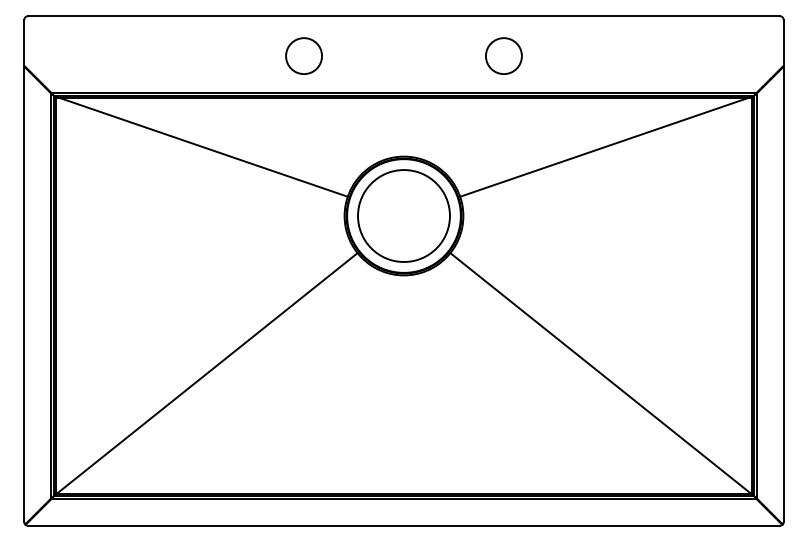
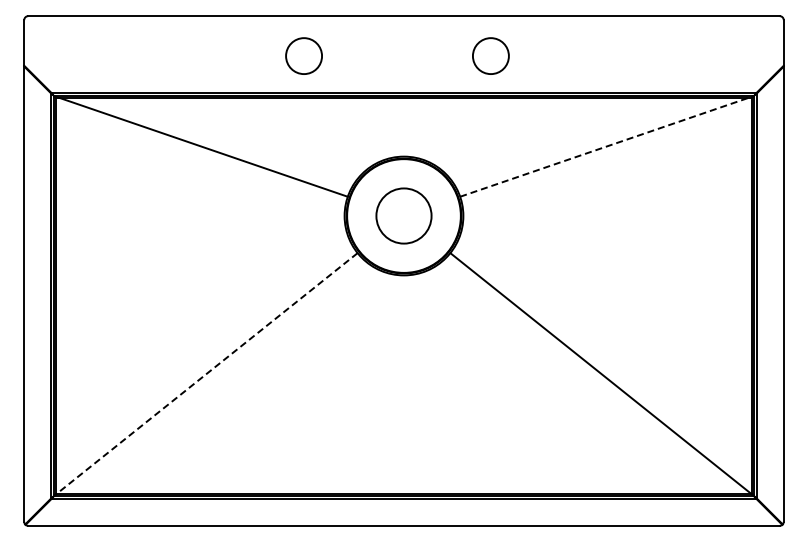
circle position: (503, 55) -> (490, 55) (490, 55)
line: solid -> dashed (607, 146)
circle diameter: 92 px -> 55 px (403, 215)
line: solid -> dashed (205, 374)
